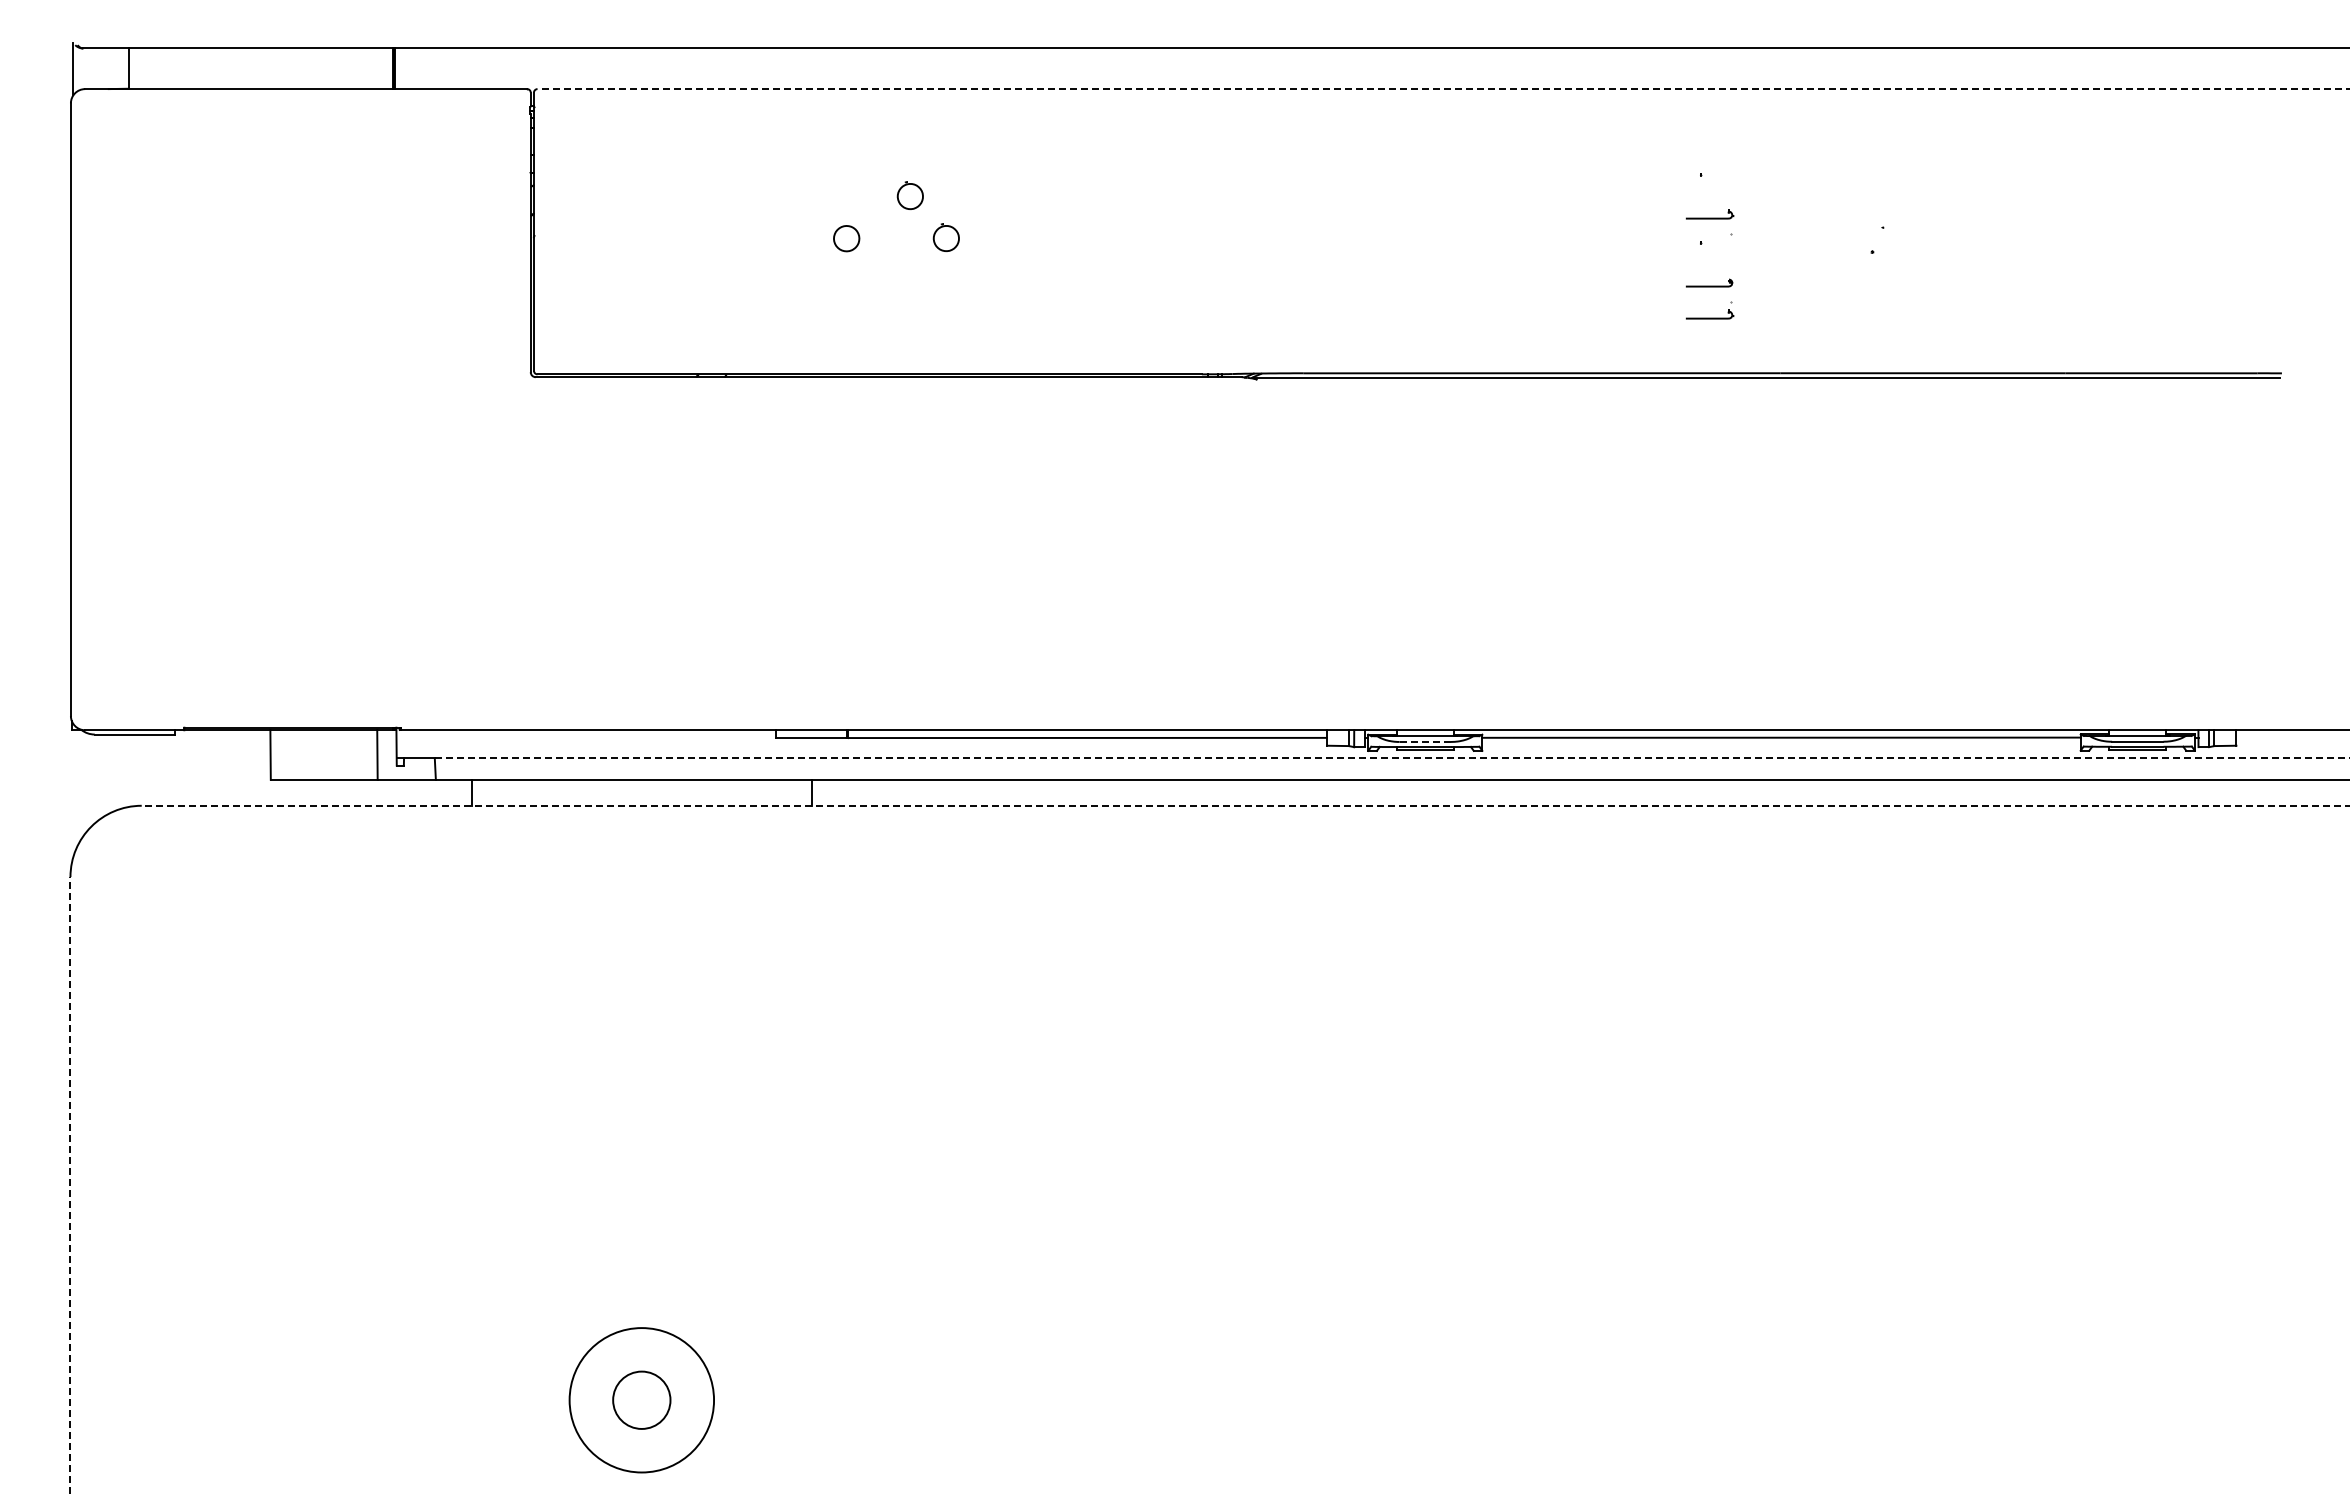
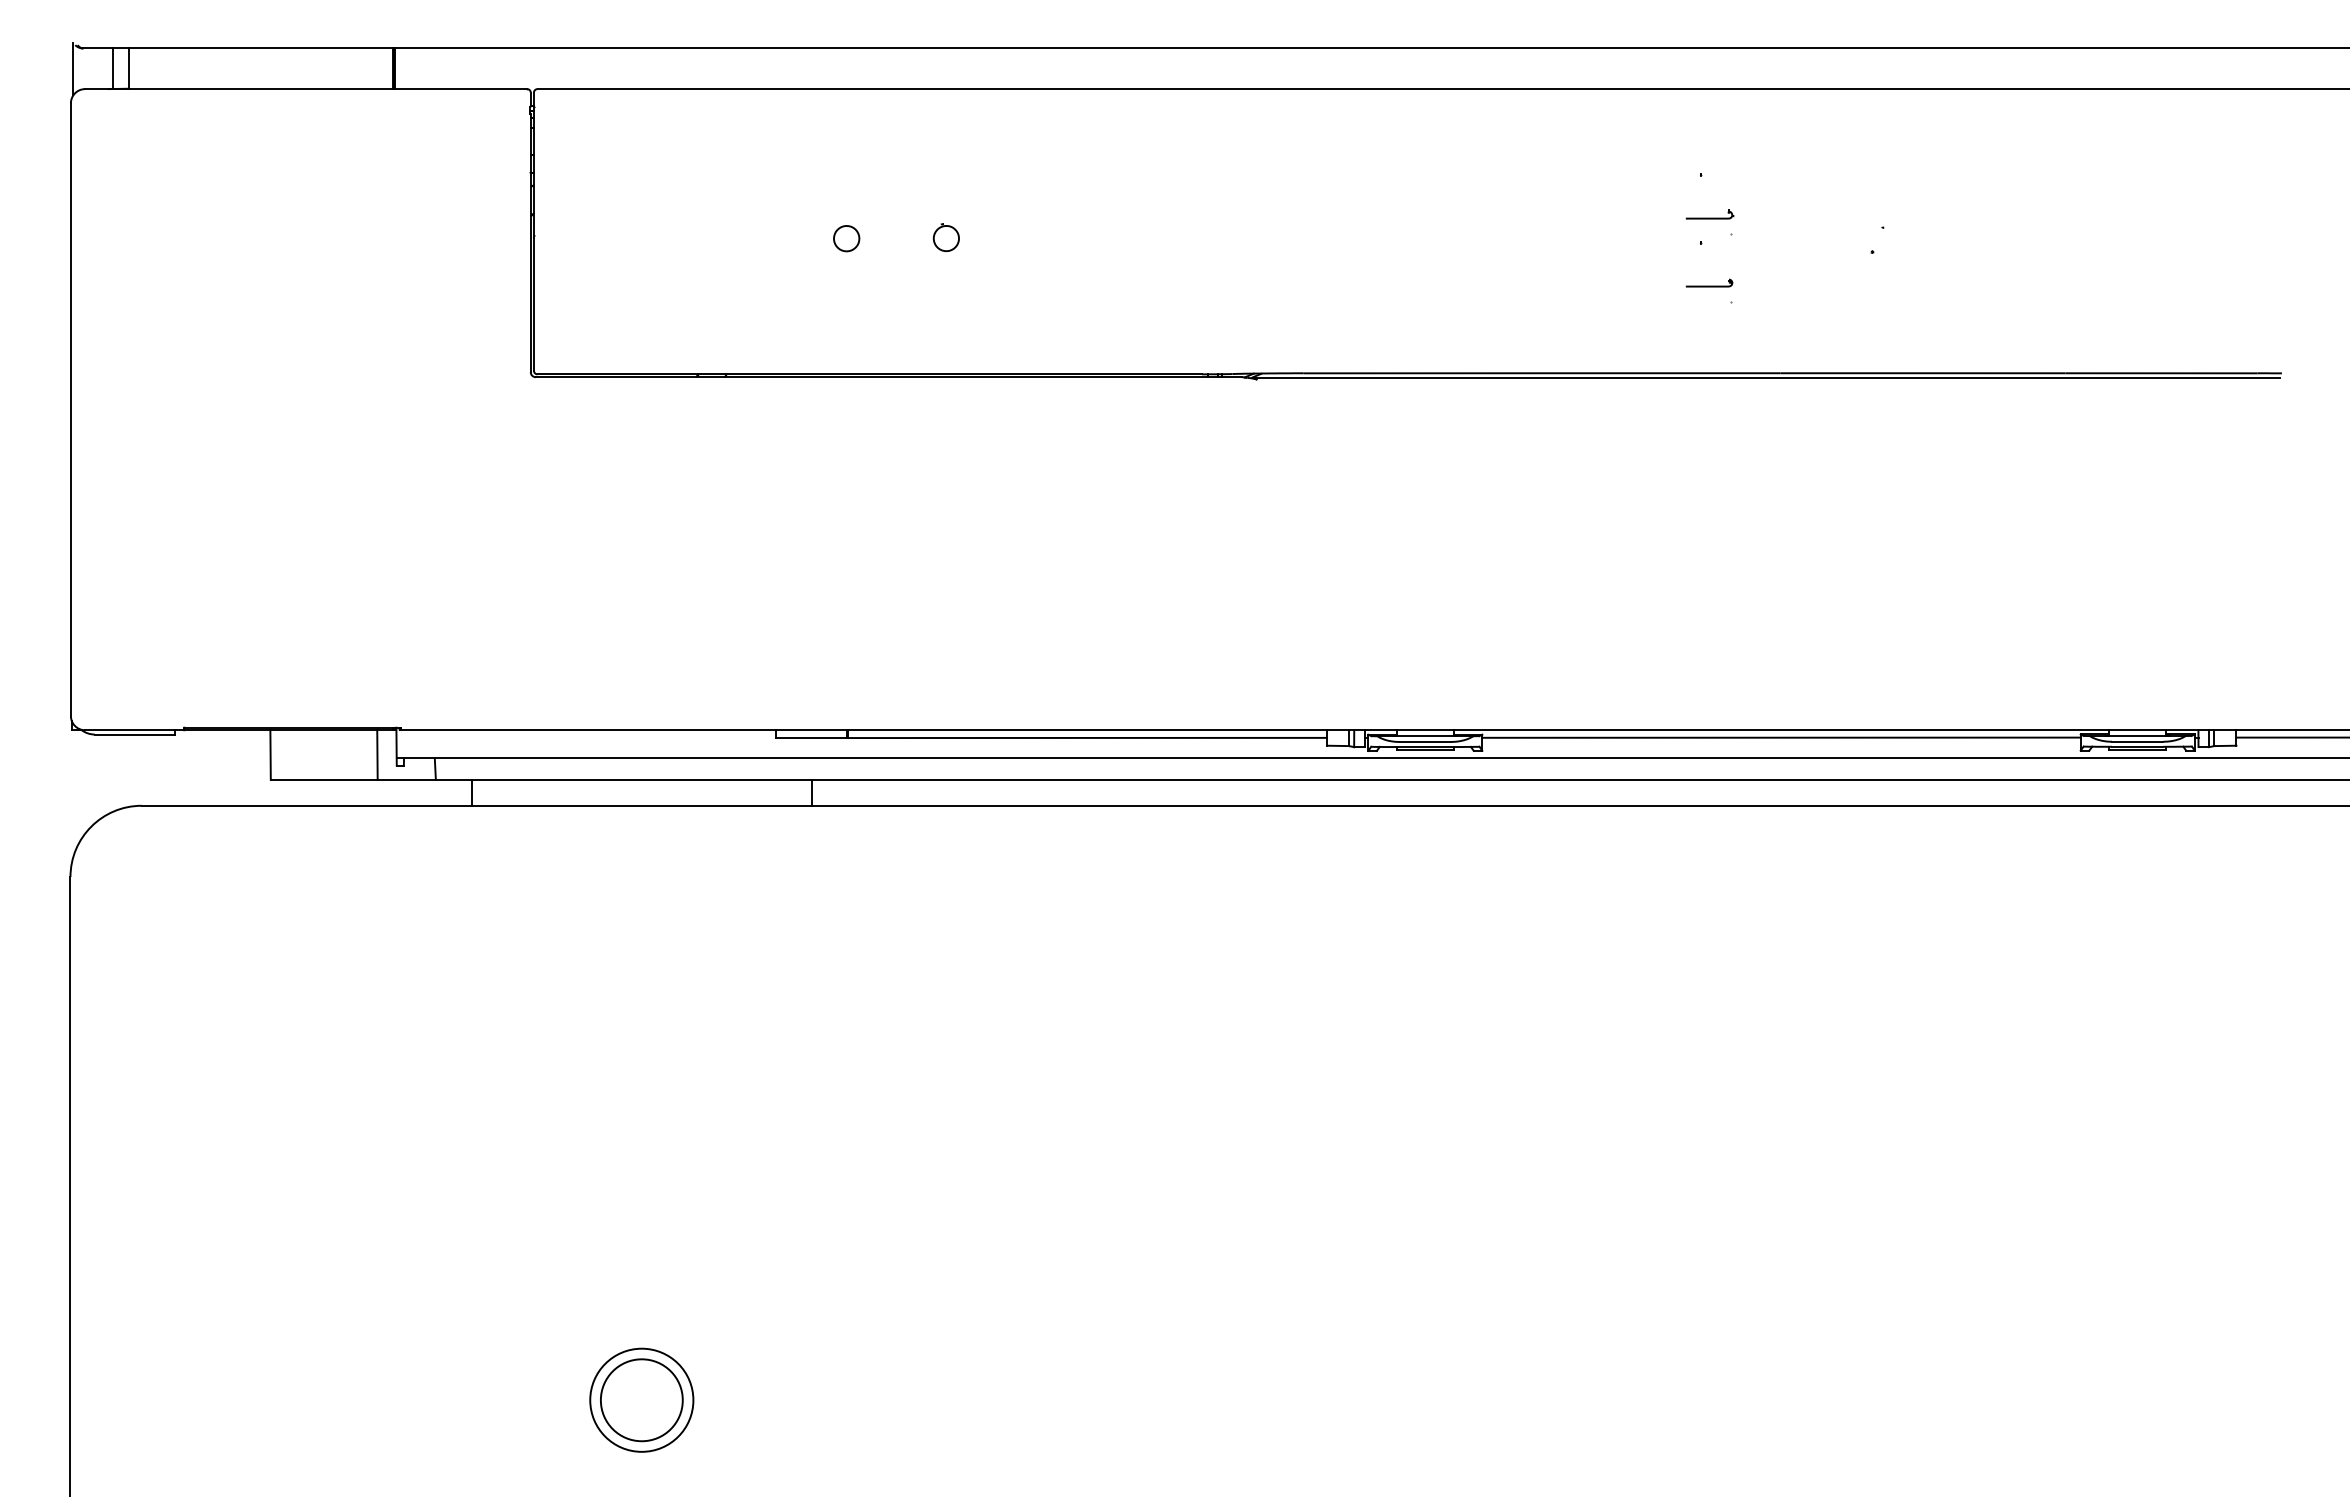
line: none -> present (113, 68)
line: dashed -> solid (1443, 89)
part: present -> none (909, 195)
part: present -> none (1709, 314)
line: none -> present (2291, 737)
line: dashed -> solid (1425, 741)
line: dashed -> solid (1392, 758)
line: dashed -> solid (1245, 805)
line: dashed -> solid (70, 1186)
circle diameter: 57 px -> 82 px (641, 1400)
circle diameter: 144 px -> 103 px (641, 1399)
